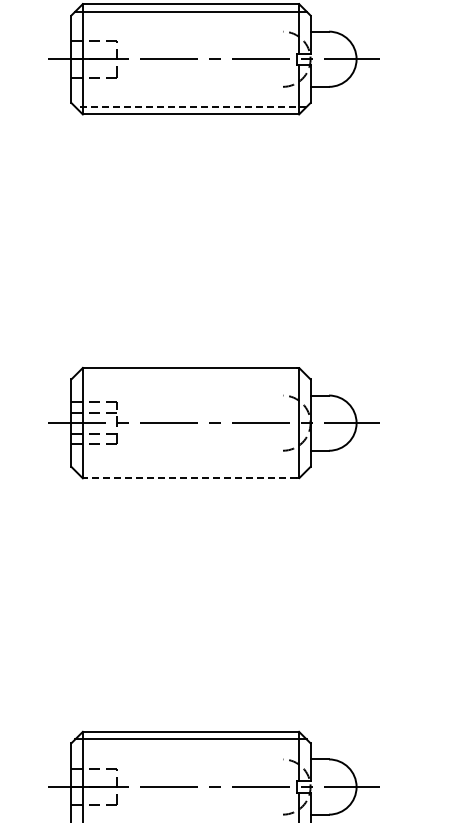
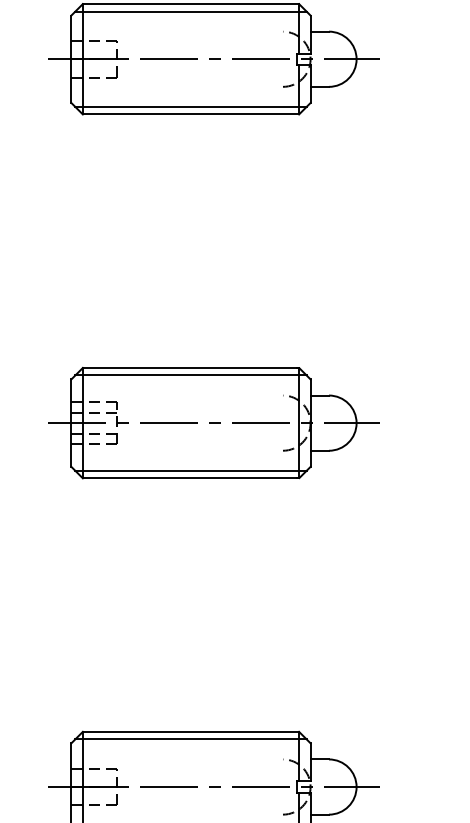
line: dashed -> solid (191, 106)
line: none -> present (190, 375)
line: none -> present (190, 470)
line: dashed -> solid (189, 478)
